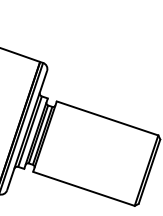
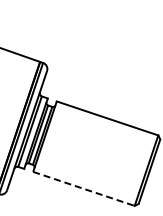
line: solid -> dashed (83, 188)
